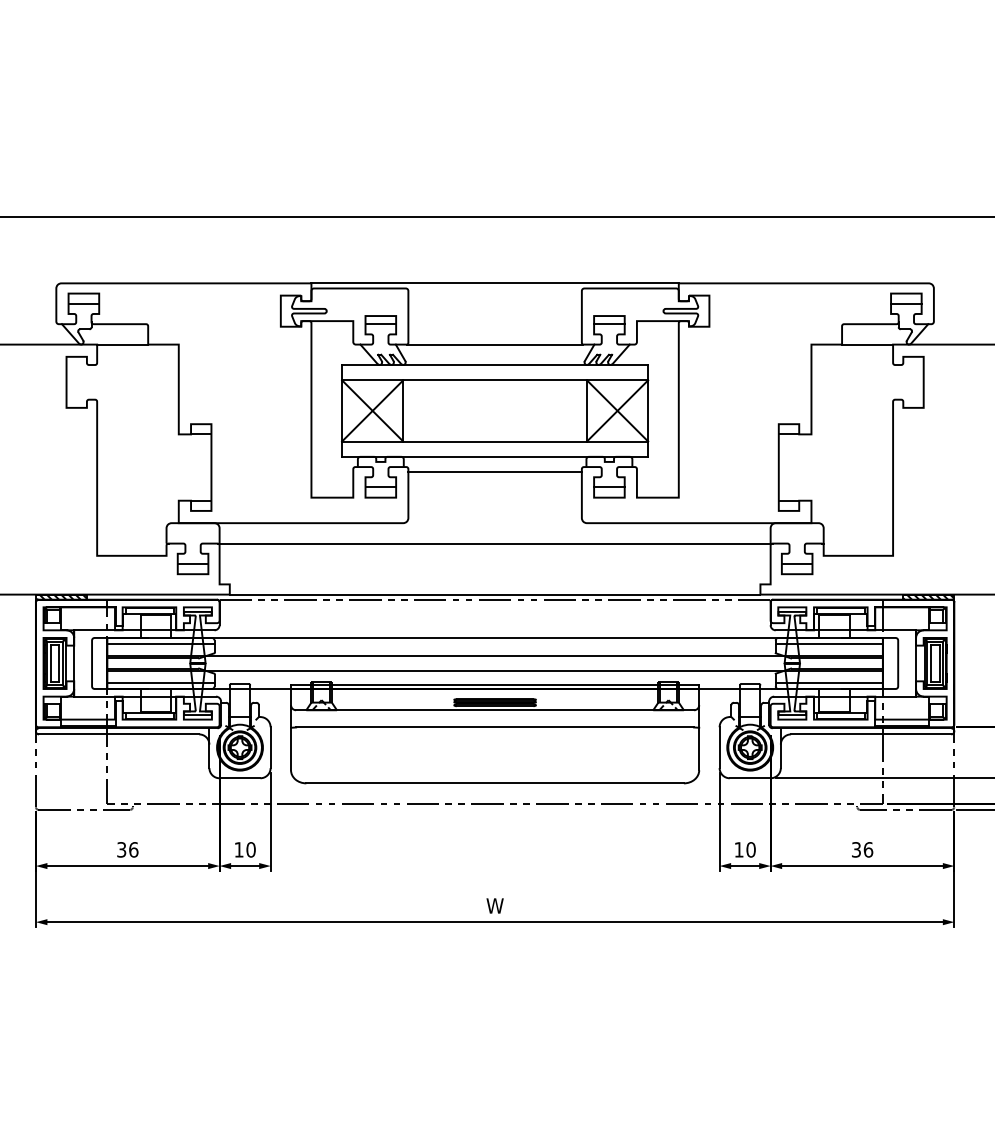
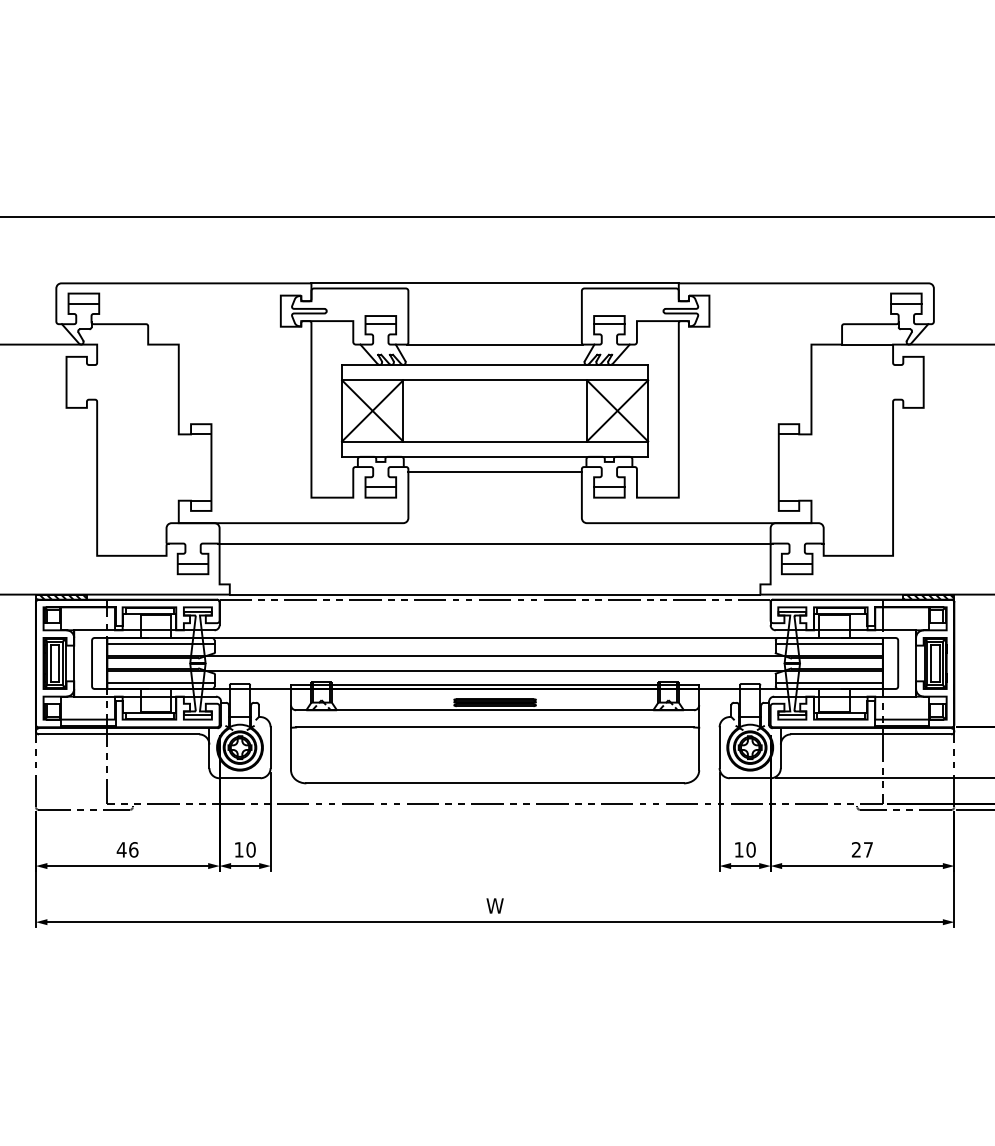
line: present -> none (122, 344)
text: 36 -> 46 (121, 849)
text: 36 -> 27 (862, 849)
